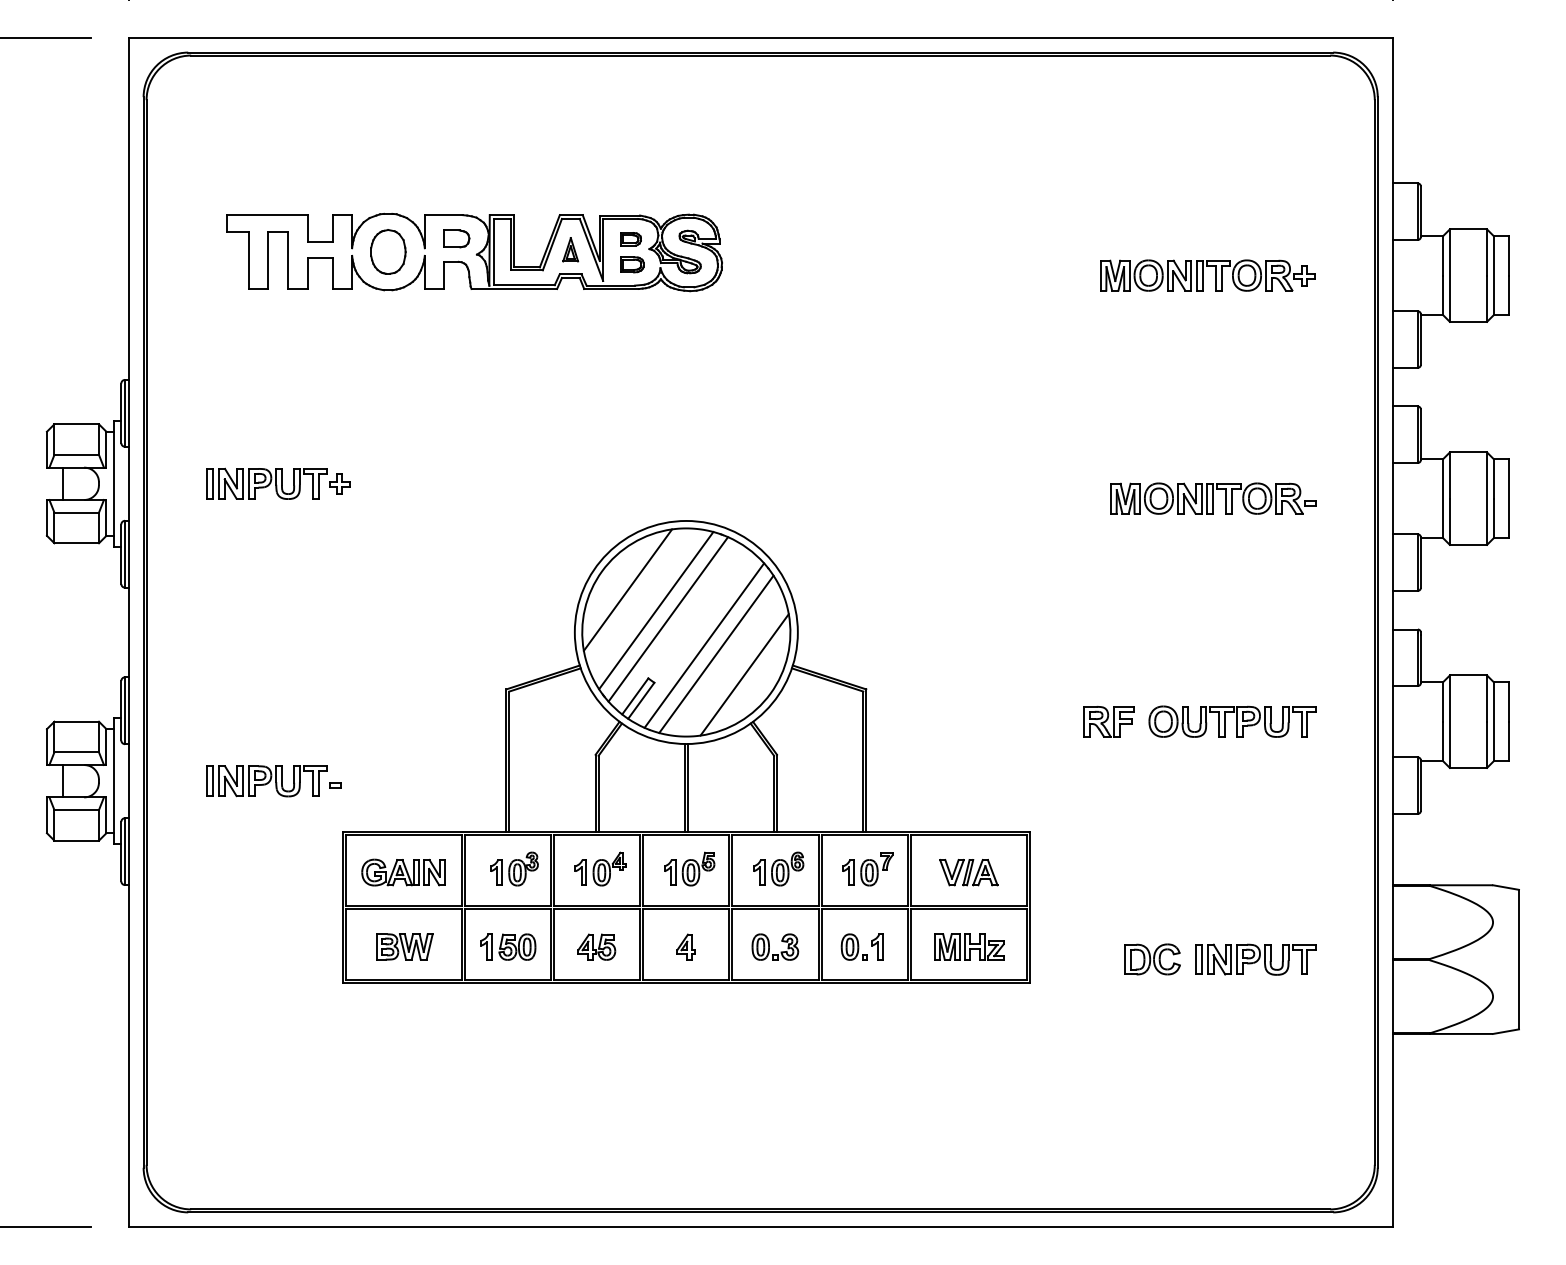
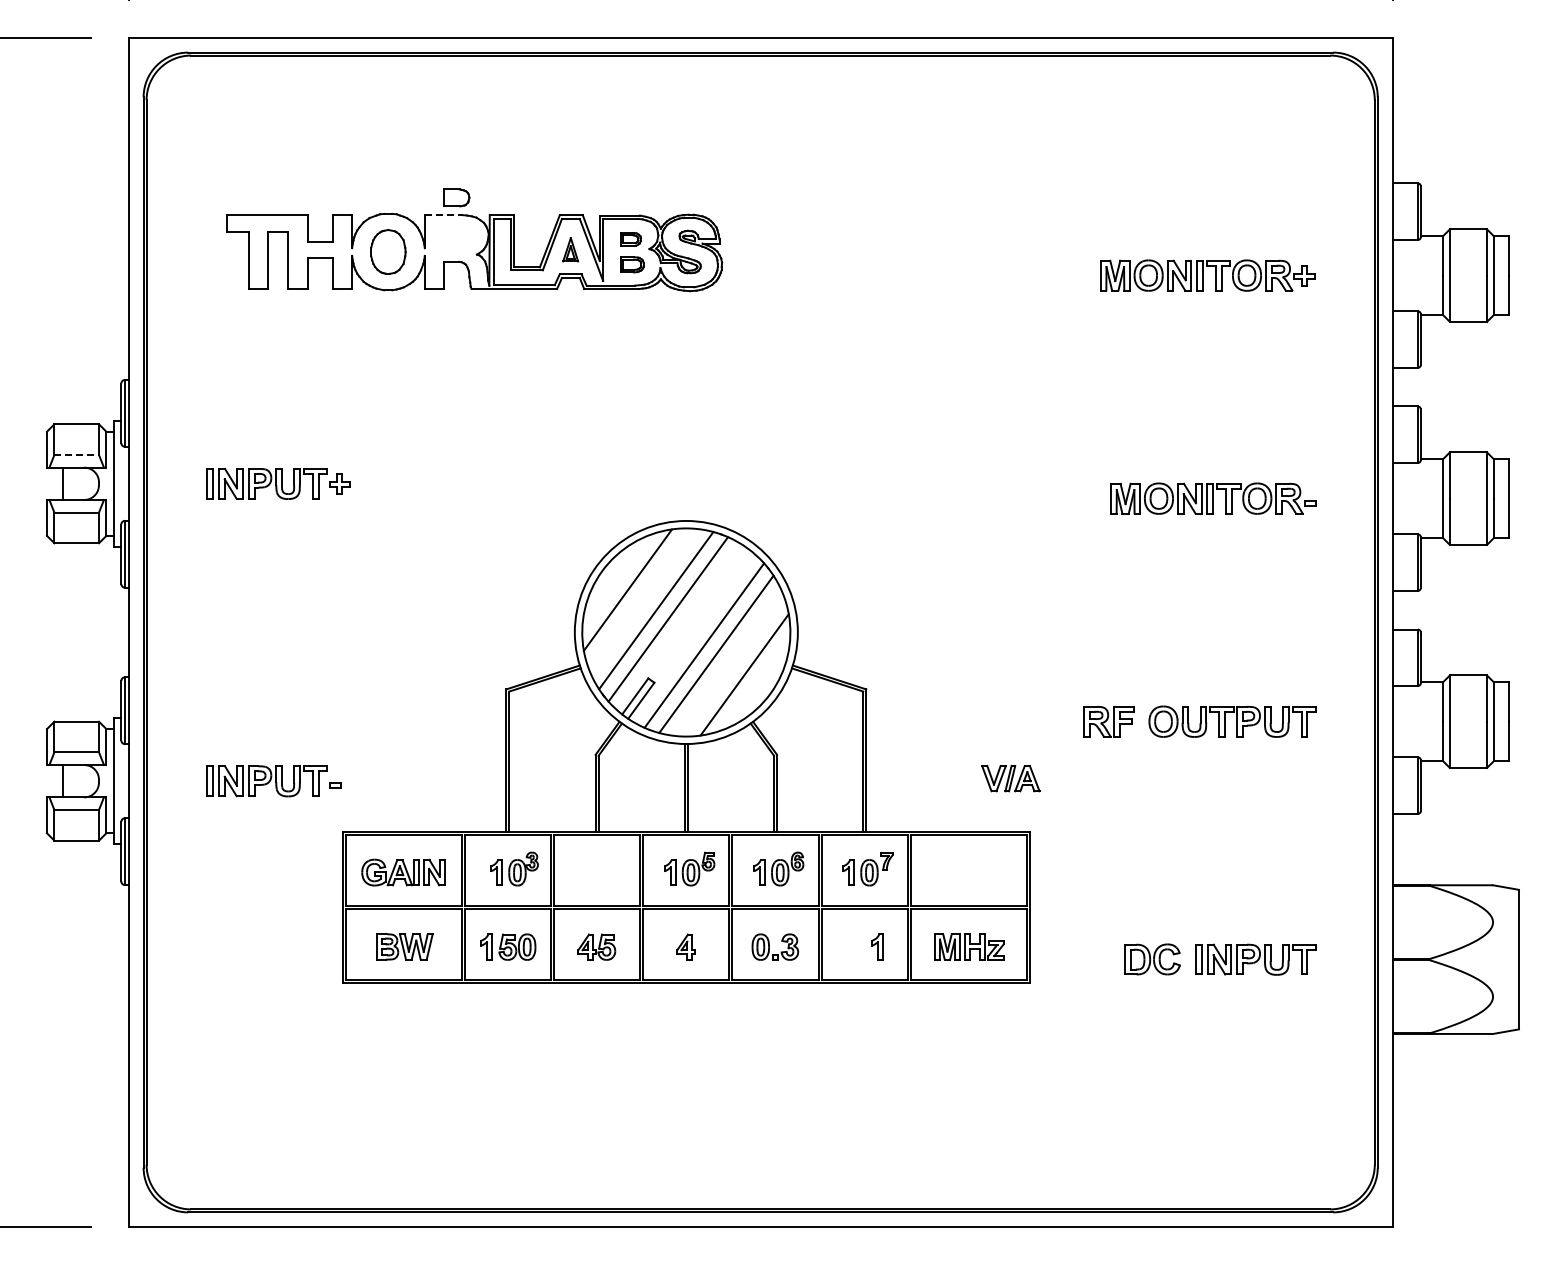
line: solid -> dashed (443, 215)
part position: (456, 238) -> (456, 197) (456, 197)
line: solid -> dashed (77, 455)
part: present -> none (600, 868)
part position: (968, 872) -> (1010, 778) (1010, 778)
part: present -> none (853, 946)
